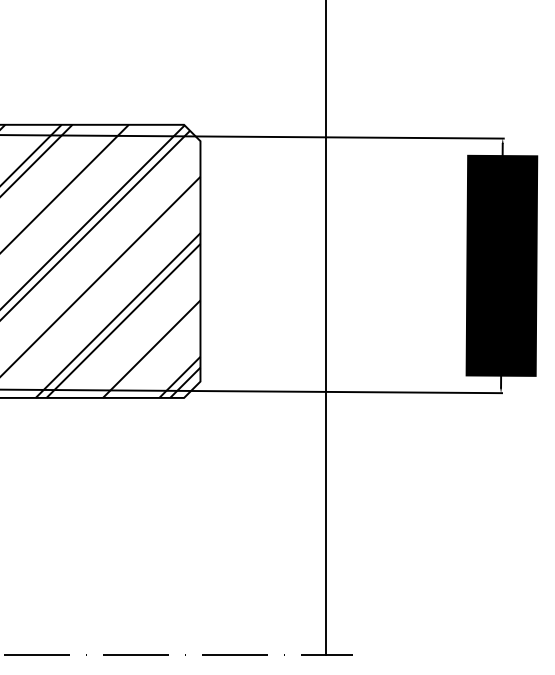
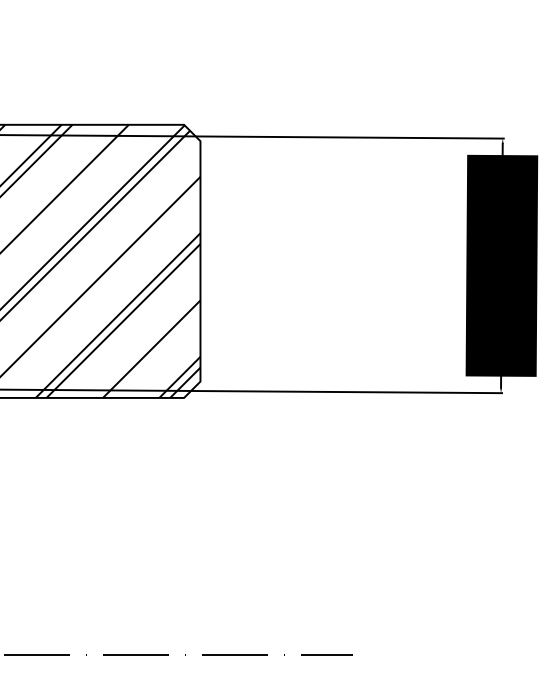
line: present -> none (326, 328)
